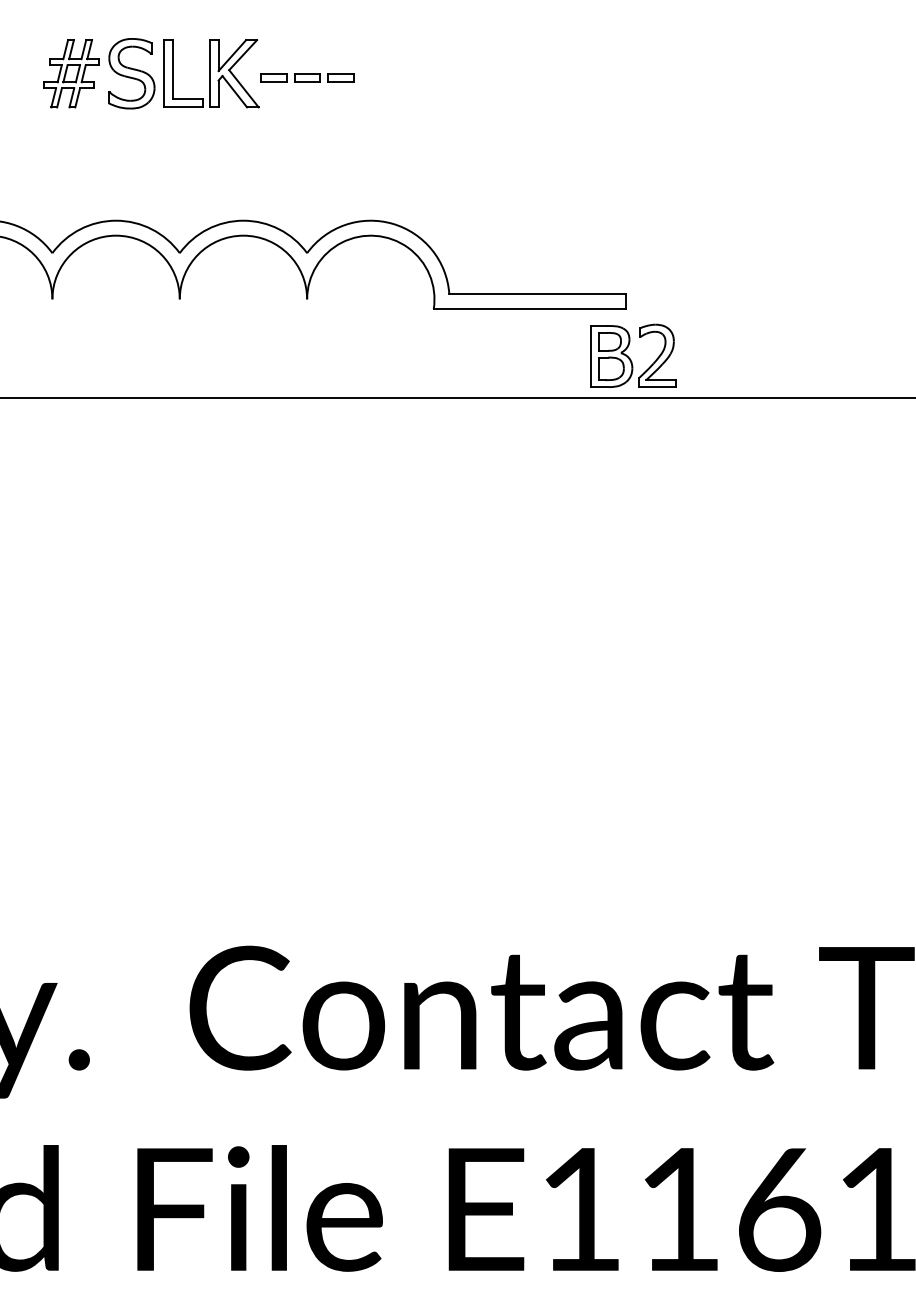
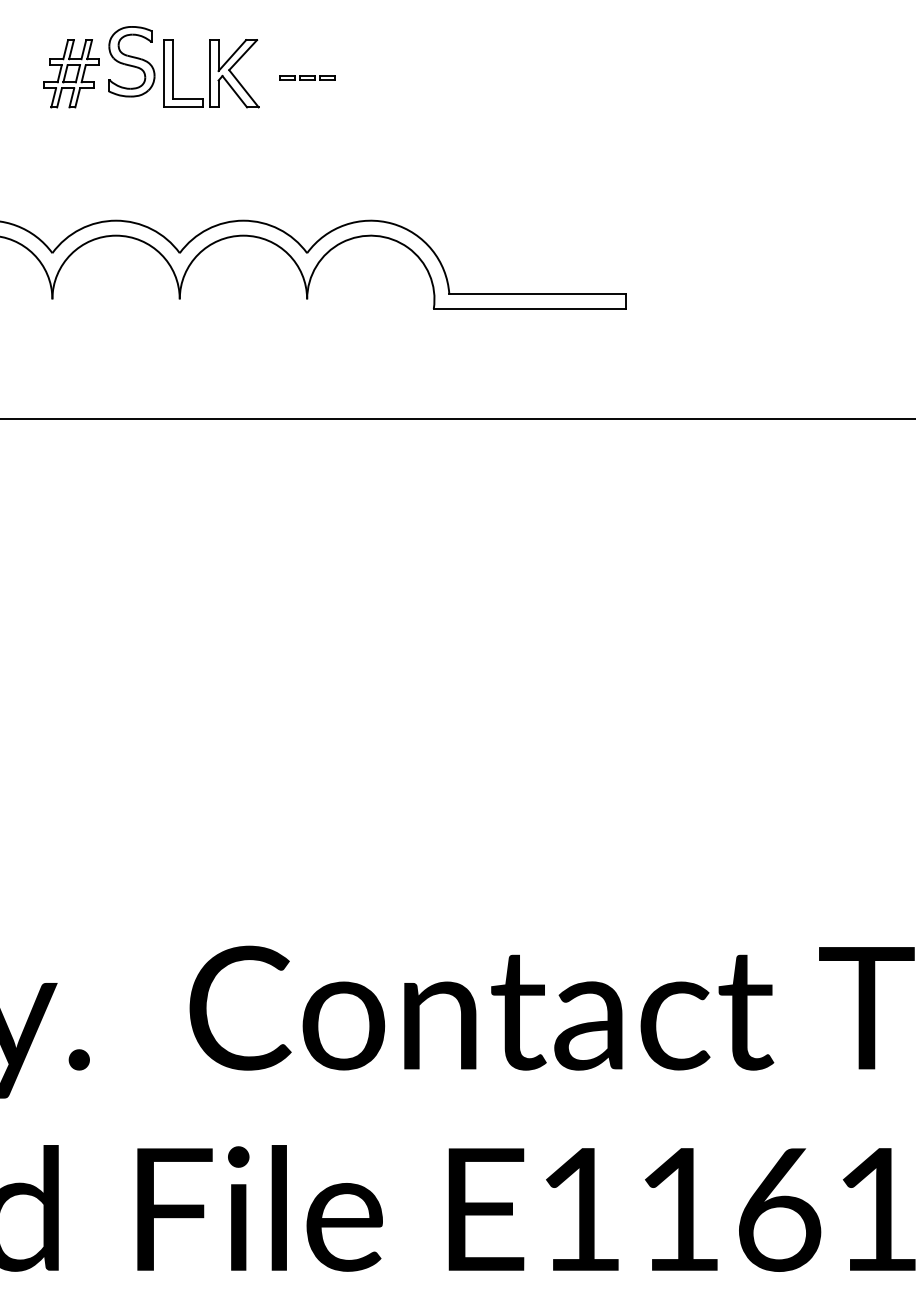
part position: (131, 73) -> (131, 61) (131, 61)
part size: 95x10 px -> 57x6 px (307, 77)
part: present -> none (633, 355)
line position: (457, 398) -> (457, 419) (457, 419)
